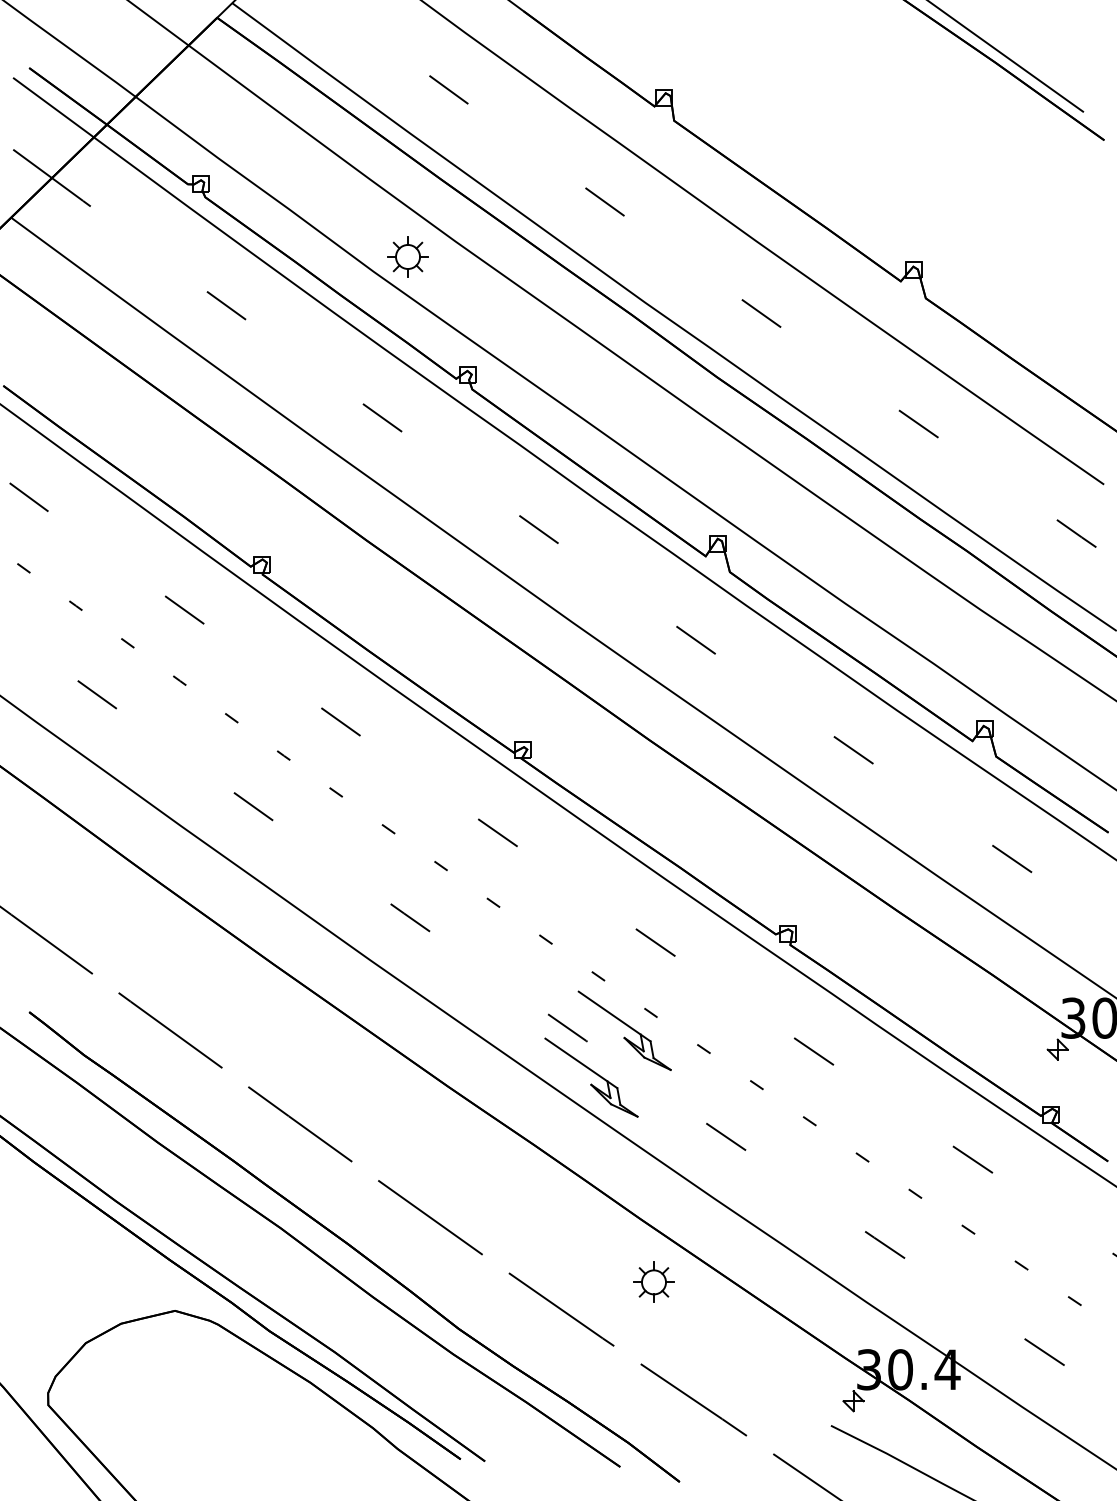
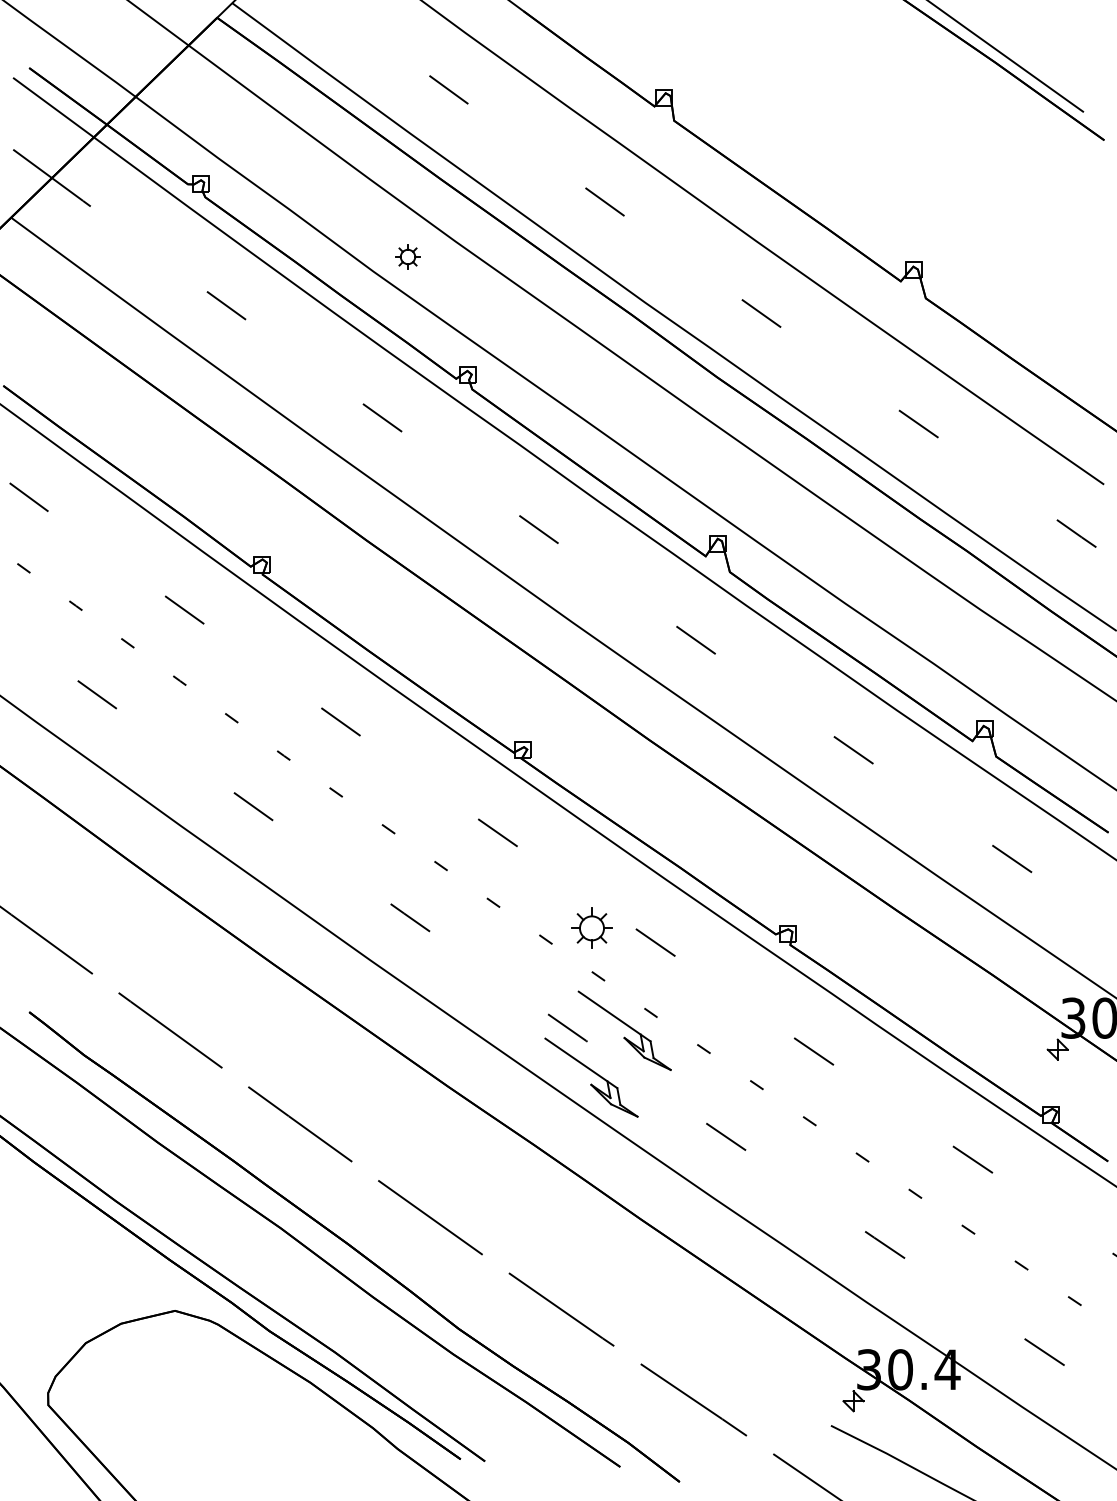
part size: 42x42 px -> 26x26 px (407, 256)
part position: (653, 1281) -> (591, 927) (591, 927)
